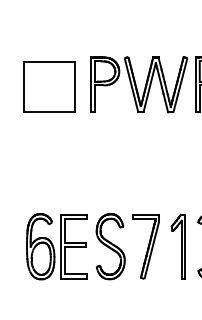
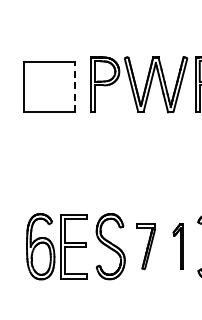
line: solid -> dashed (74, 86)
part size: 28x66 px -> 20x48 px (145, 246)
part size: 16x67 px -> 12x47 px (177, 246)
